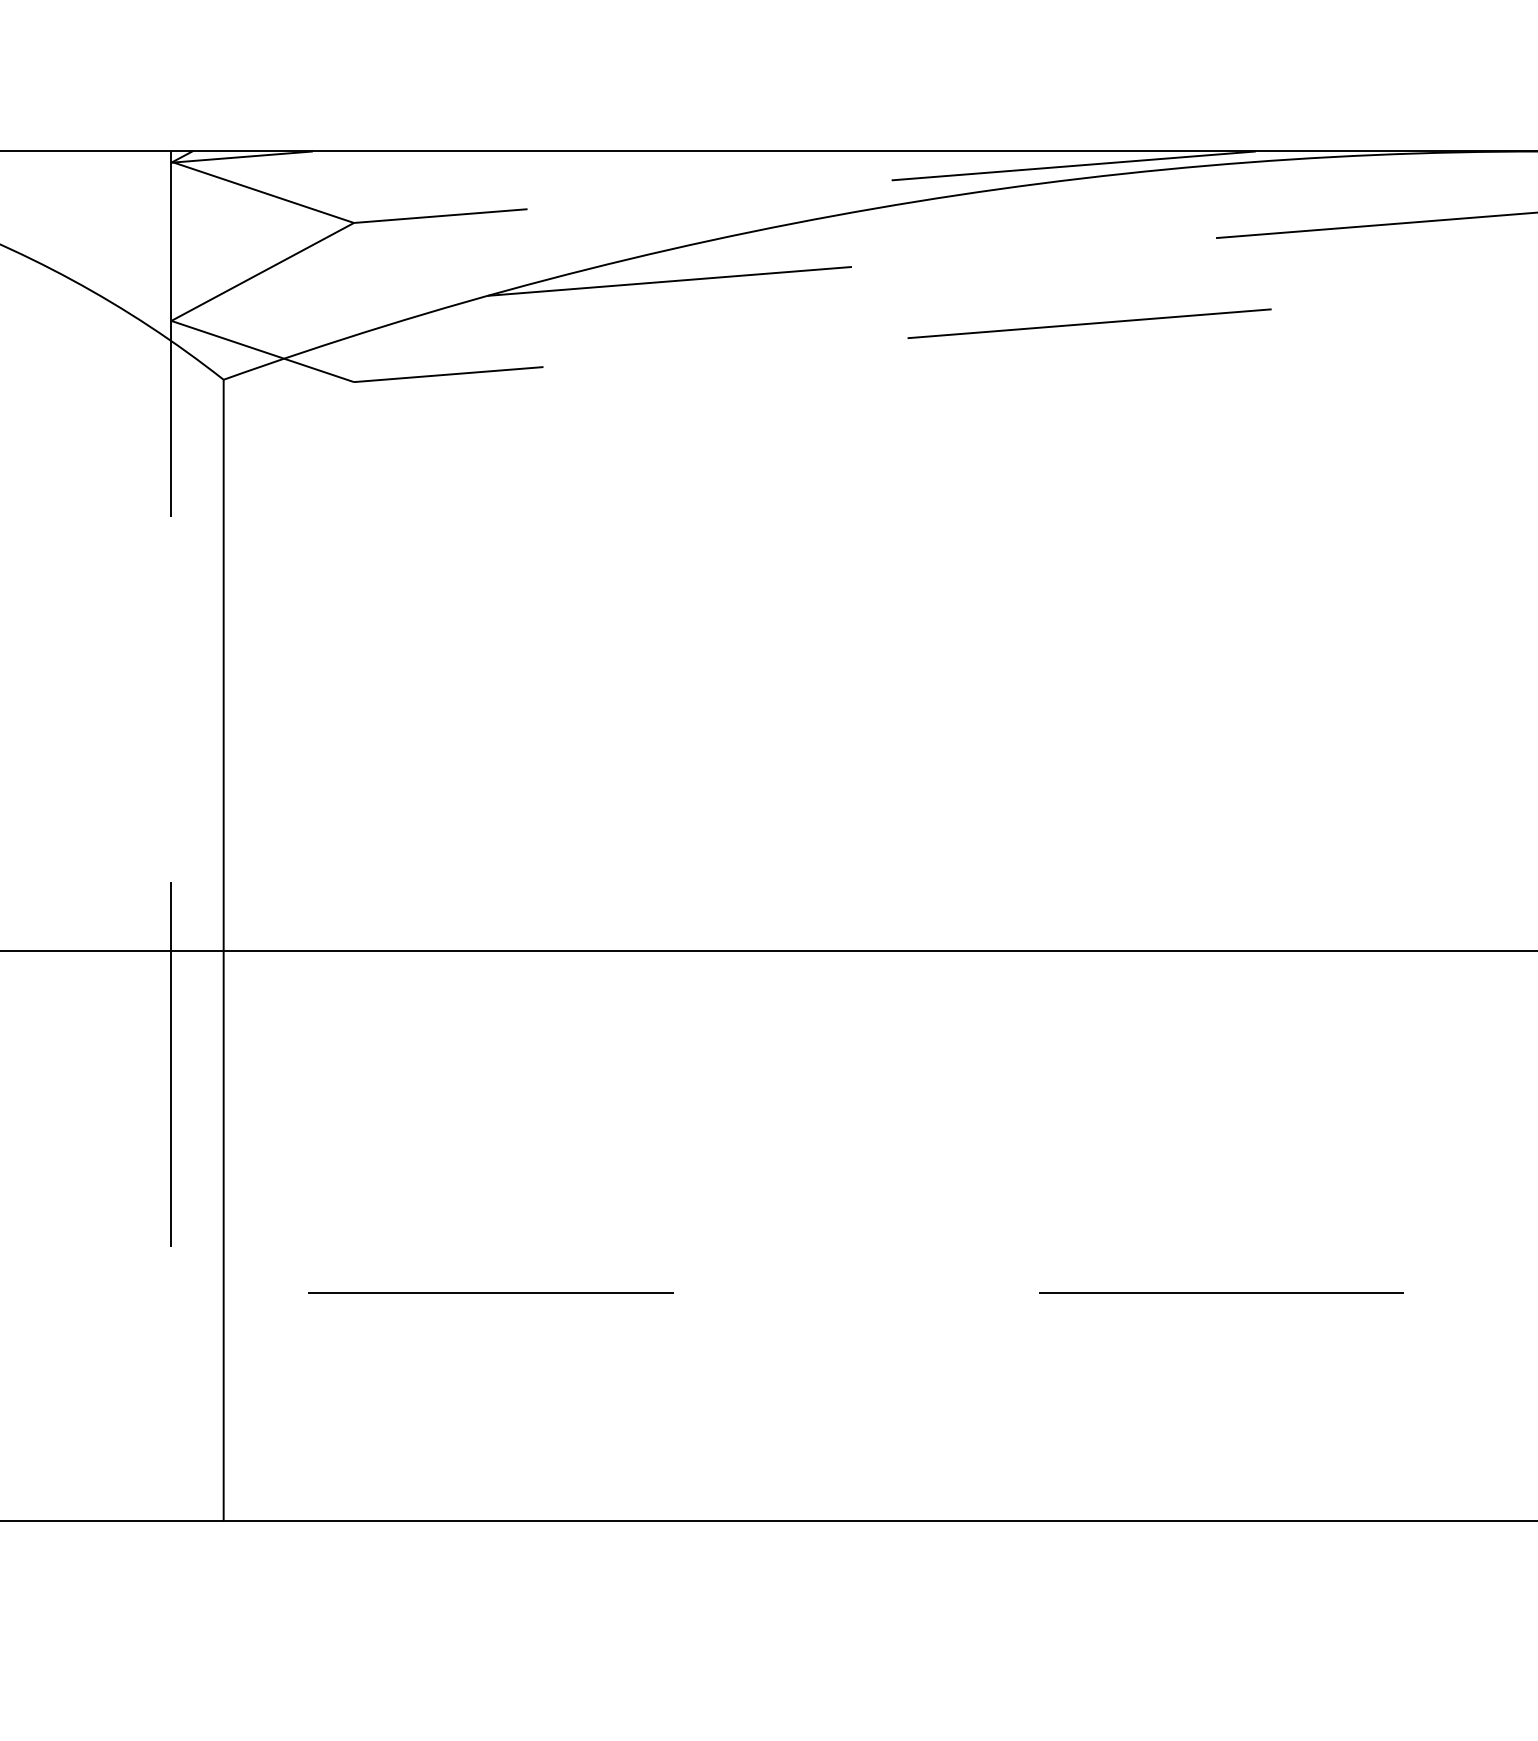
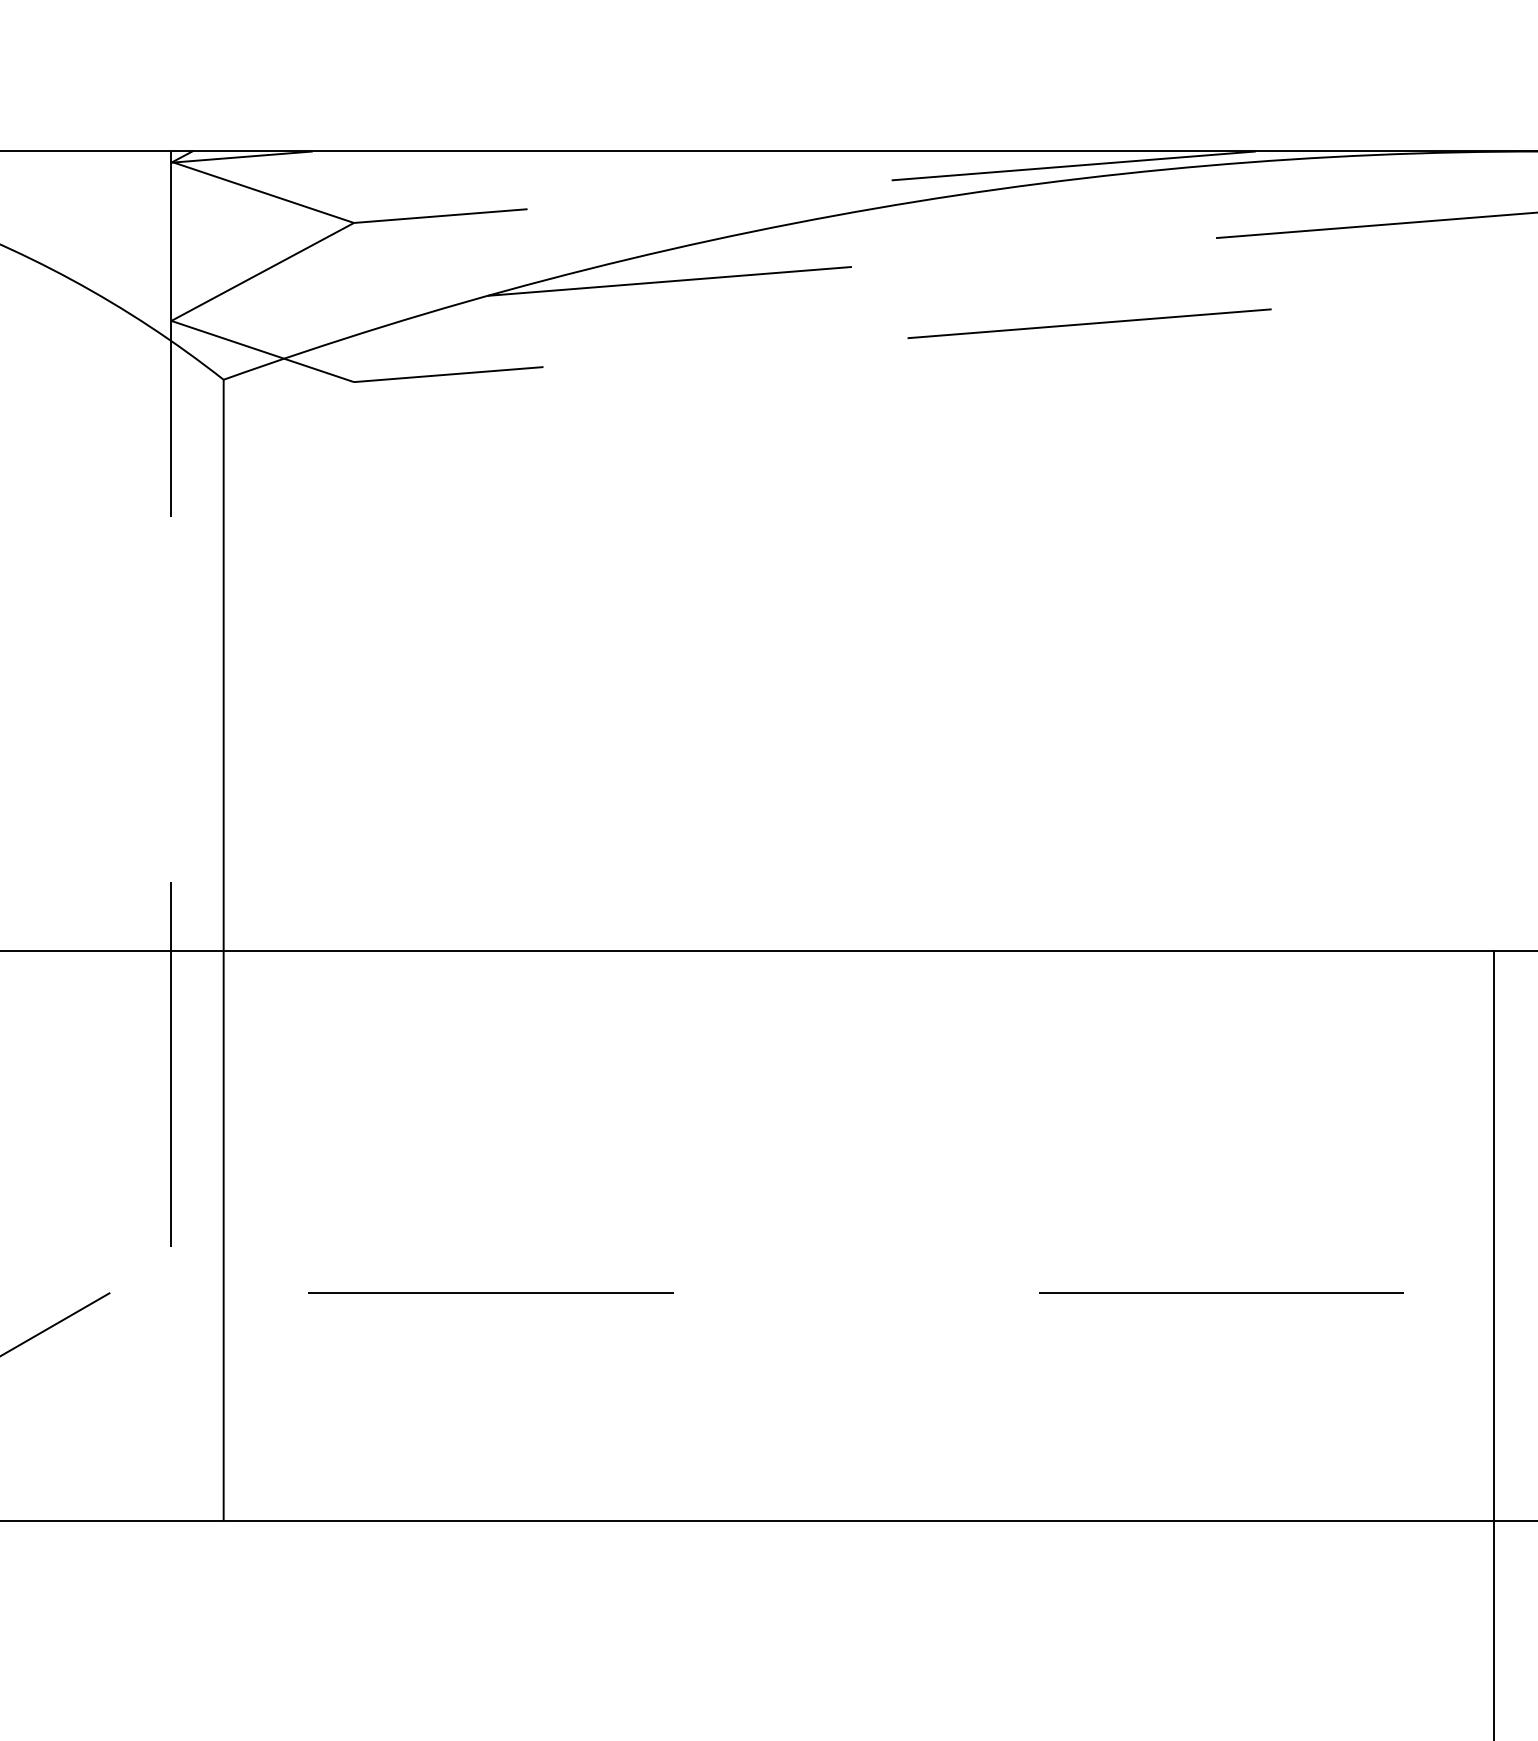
line: none -> present (56, 1323)
line: none -> present (1493, 1344)
